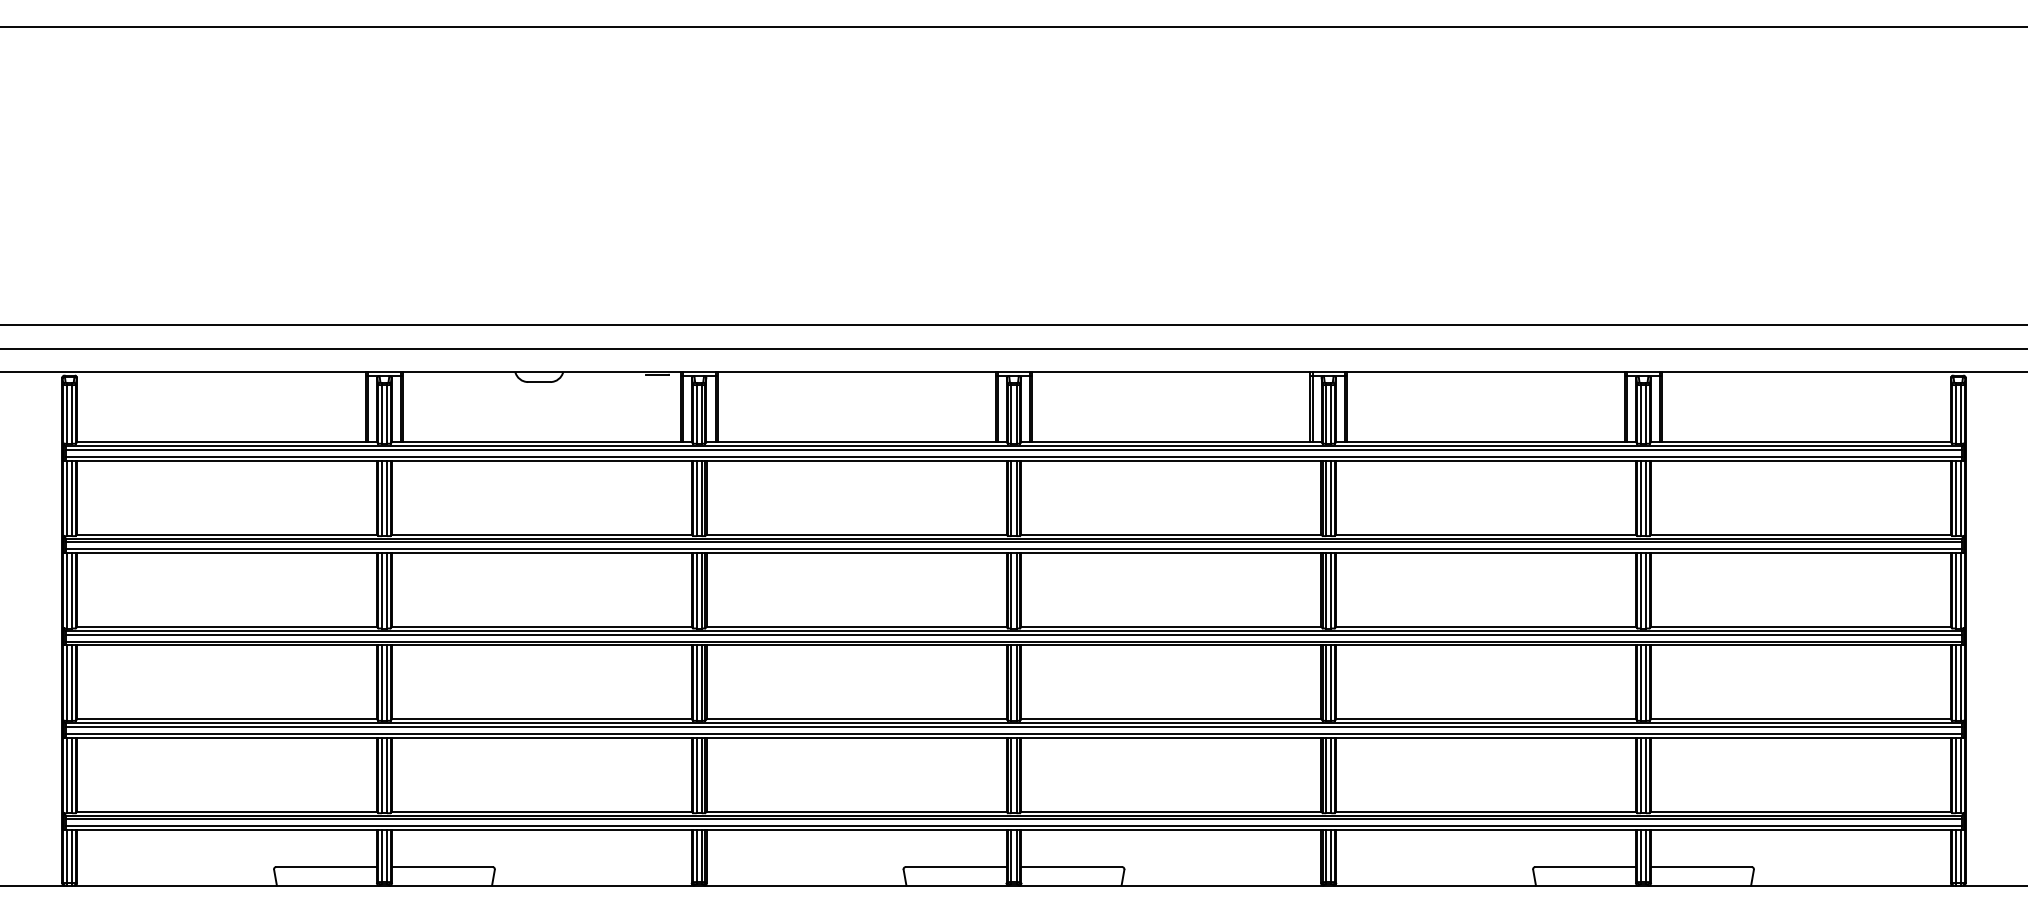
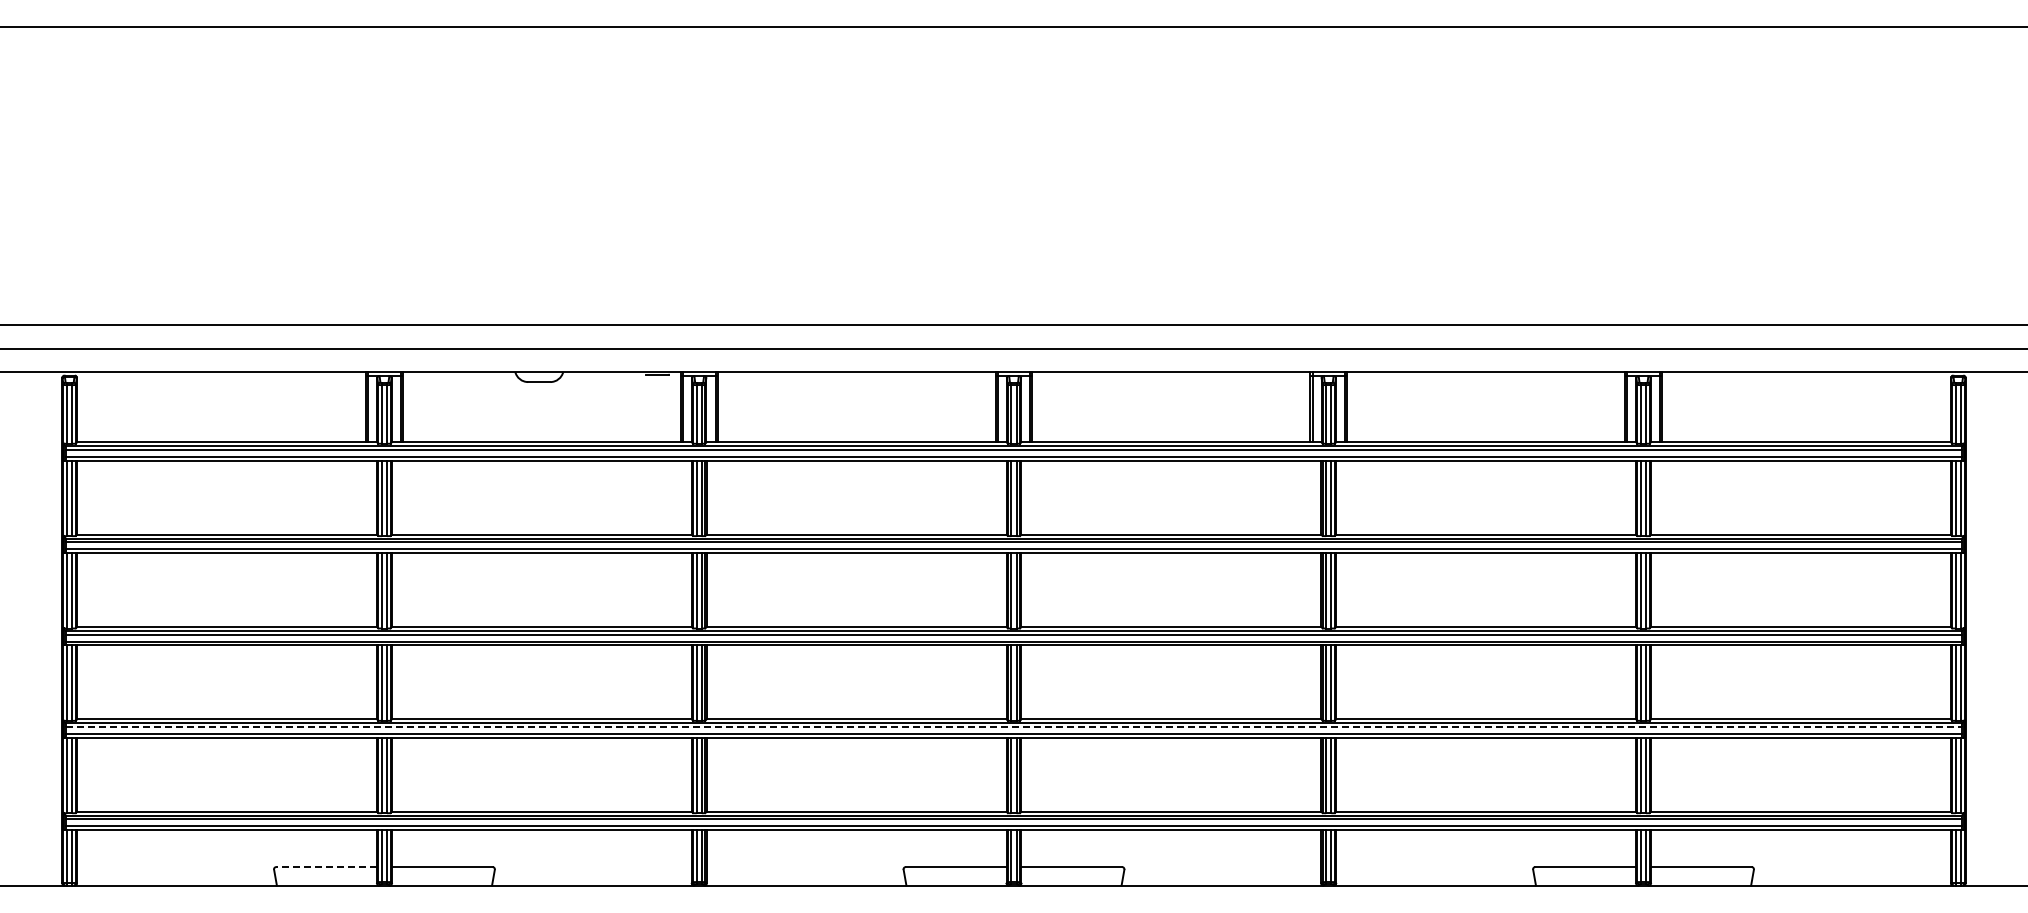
line: solid -> dashed (1013, 727)
line: solid -> dashed (326, 867)
